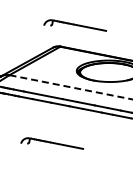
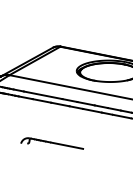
part: present -> none (74, 25)
line: dashed -> solid (71, 87)
